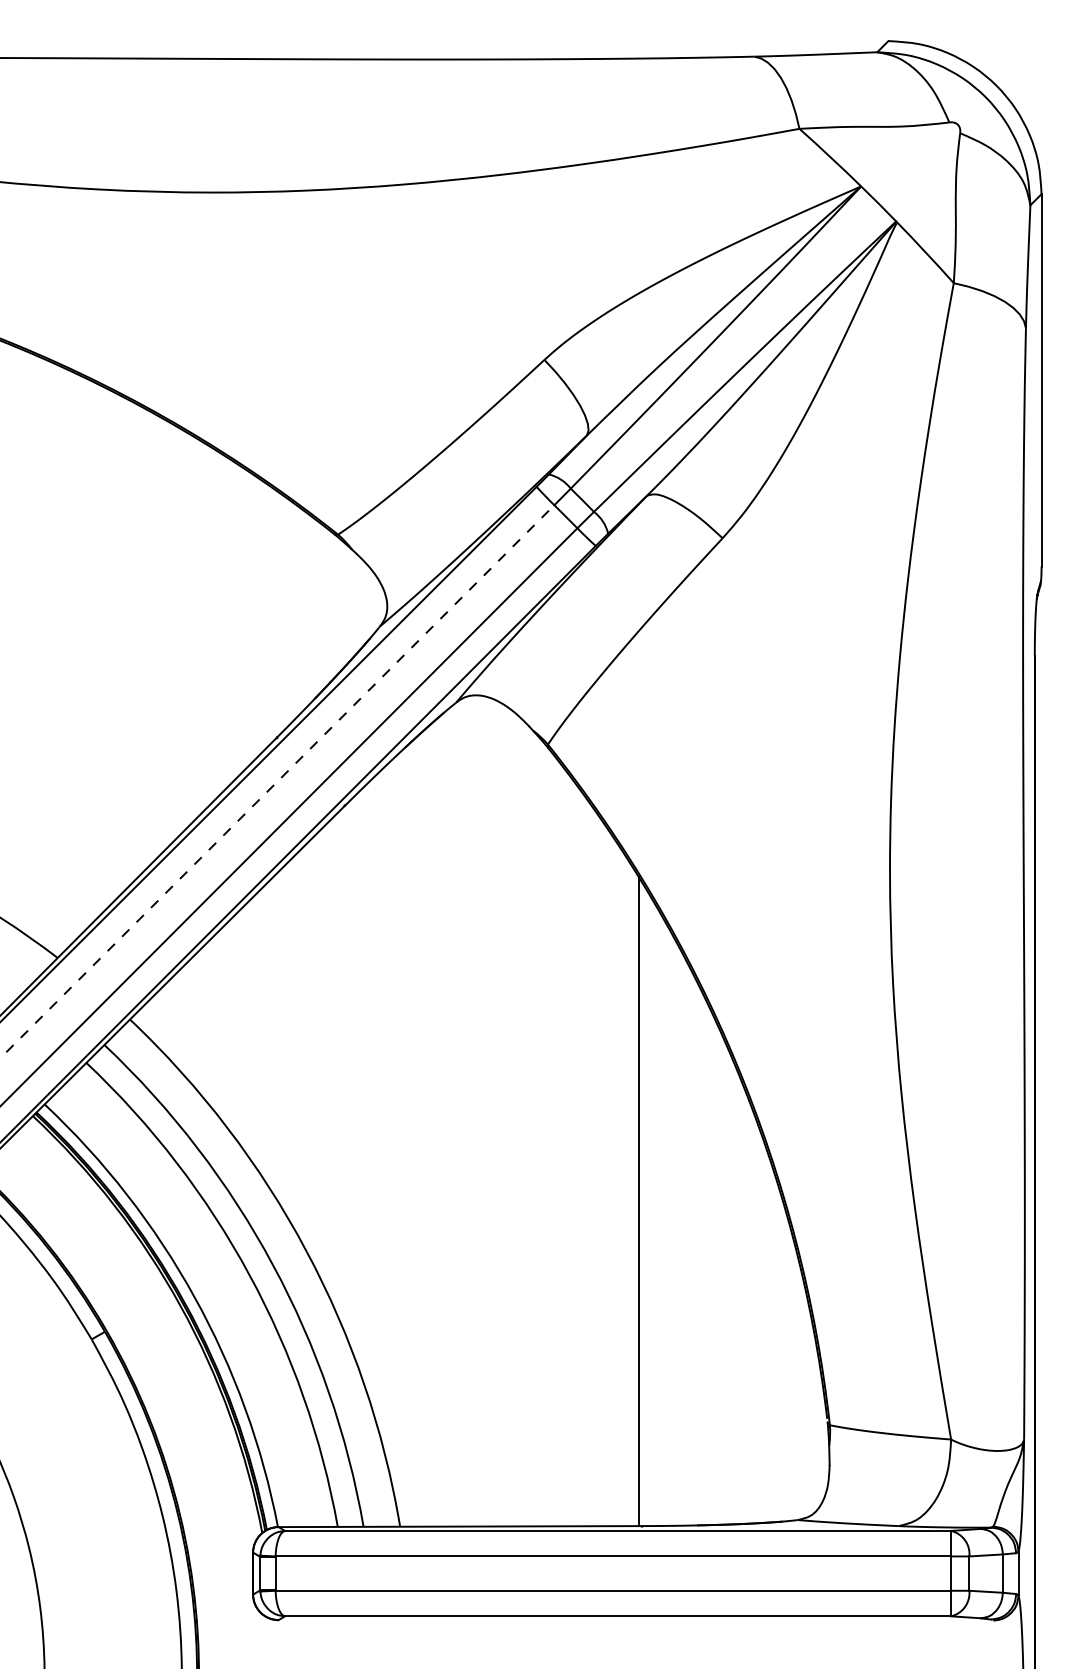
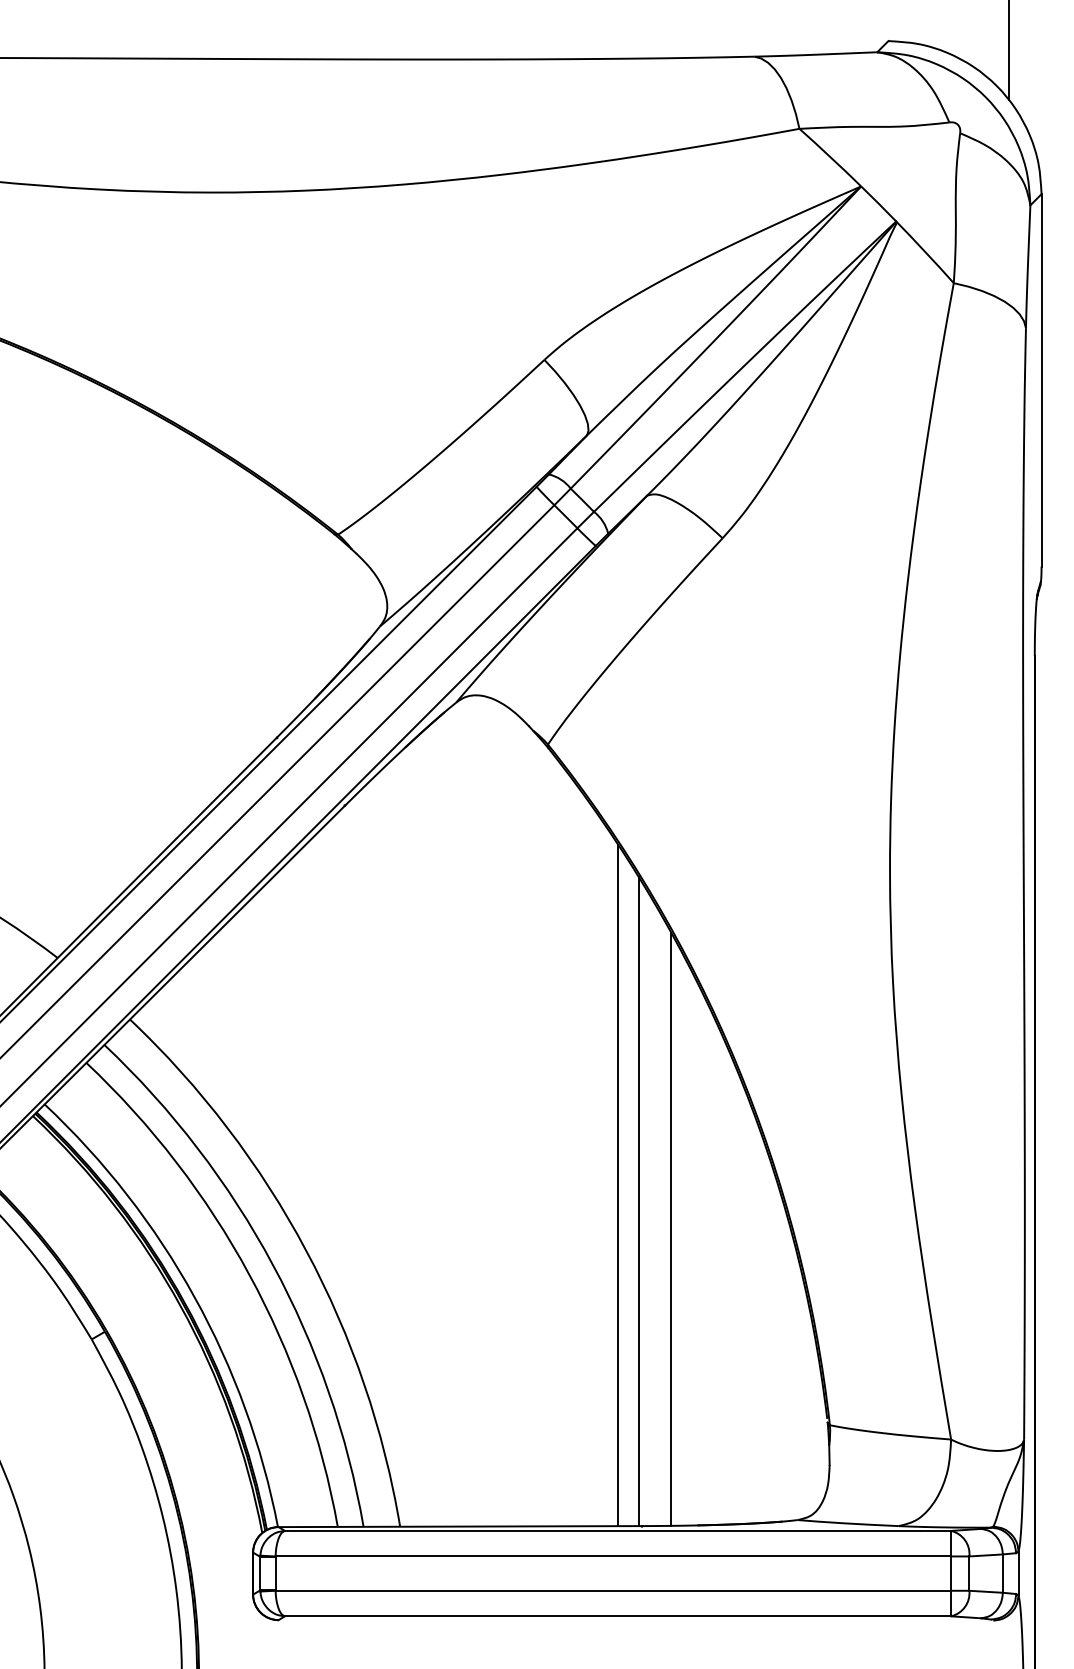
line: none -> present (1008, 51)
line: dashed -> solid (277, 781)
line: none -> present (618, 1185)
line: none -> present (671, 1228)
